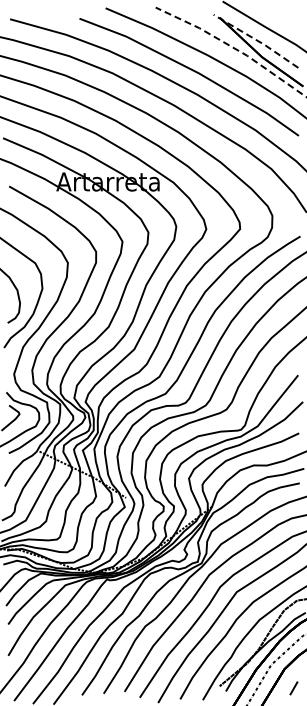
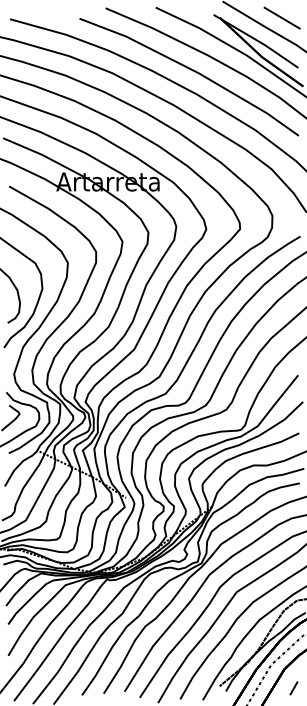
line: none -> present (281, 17)
line: dashed -> solid (257, 40)
line: dashed -> solid (233, 47)
